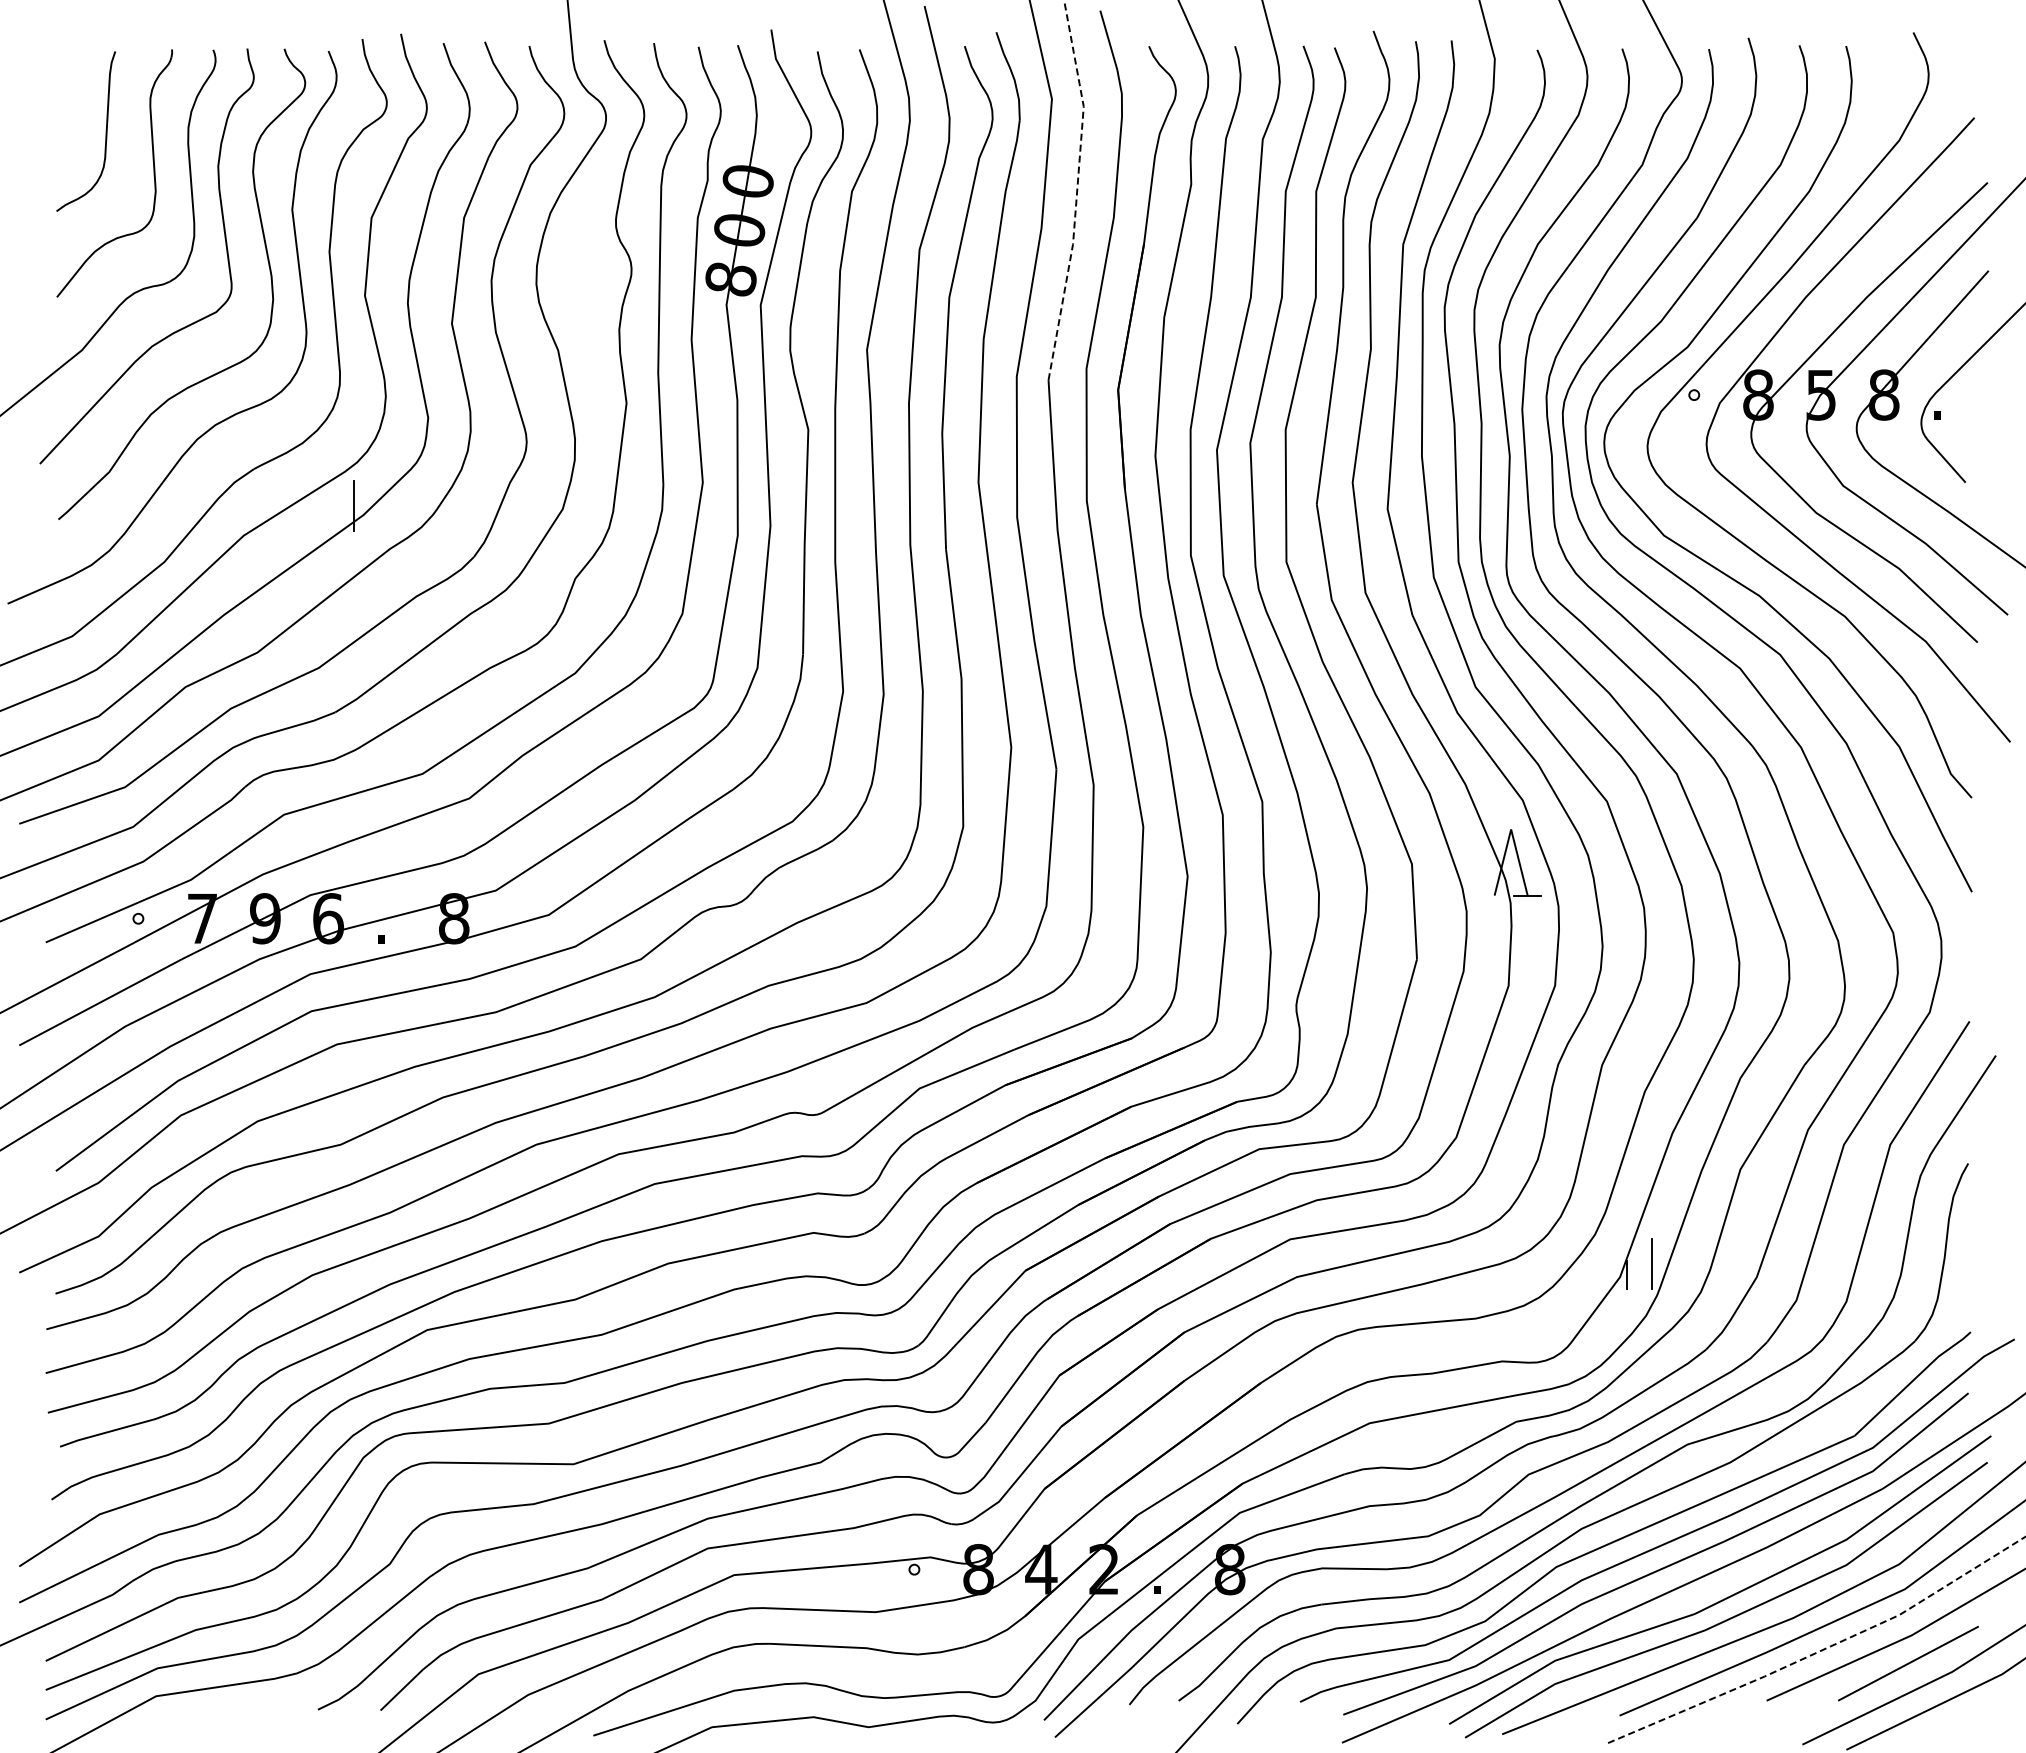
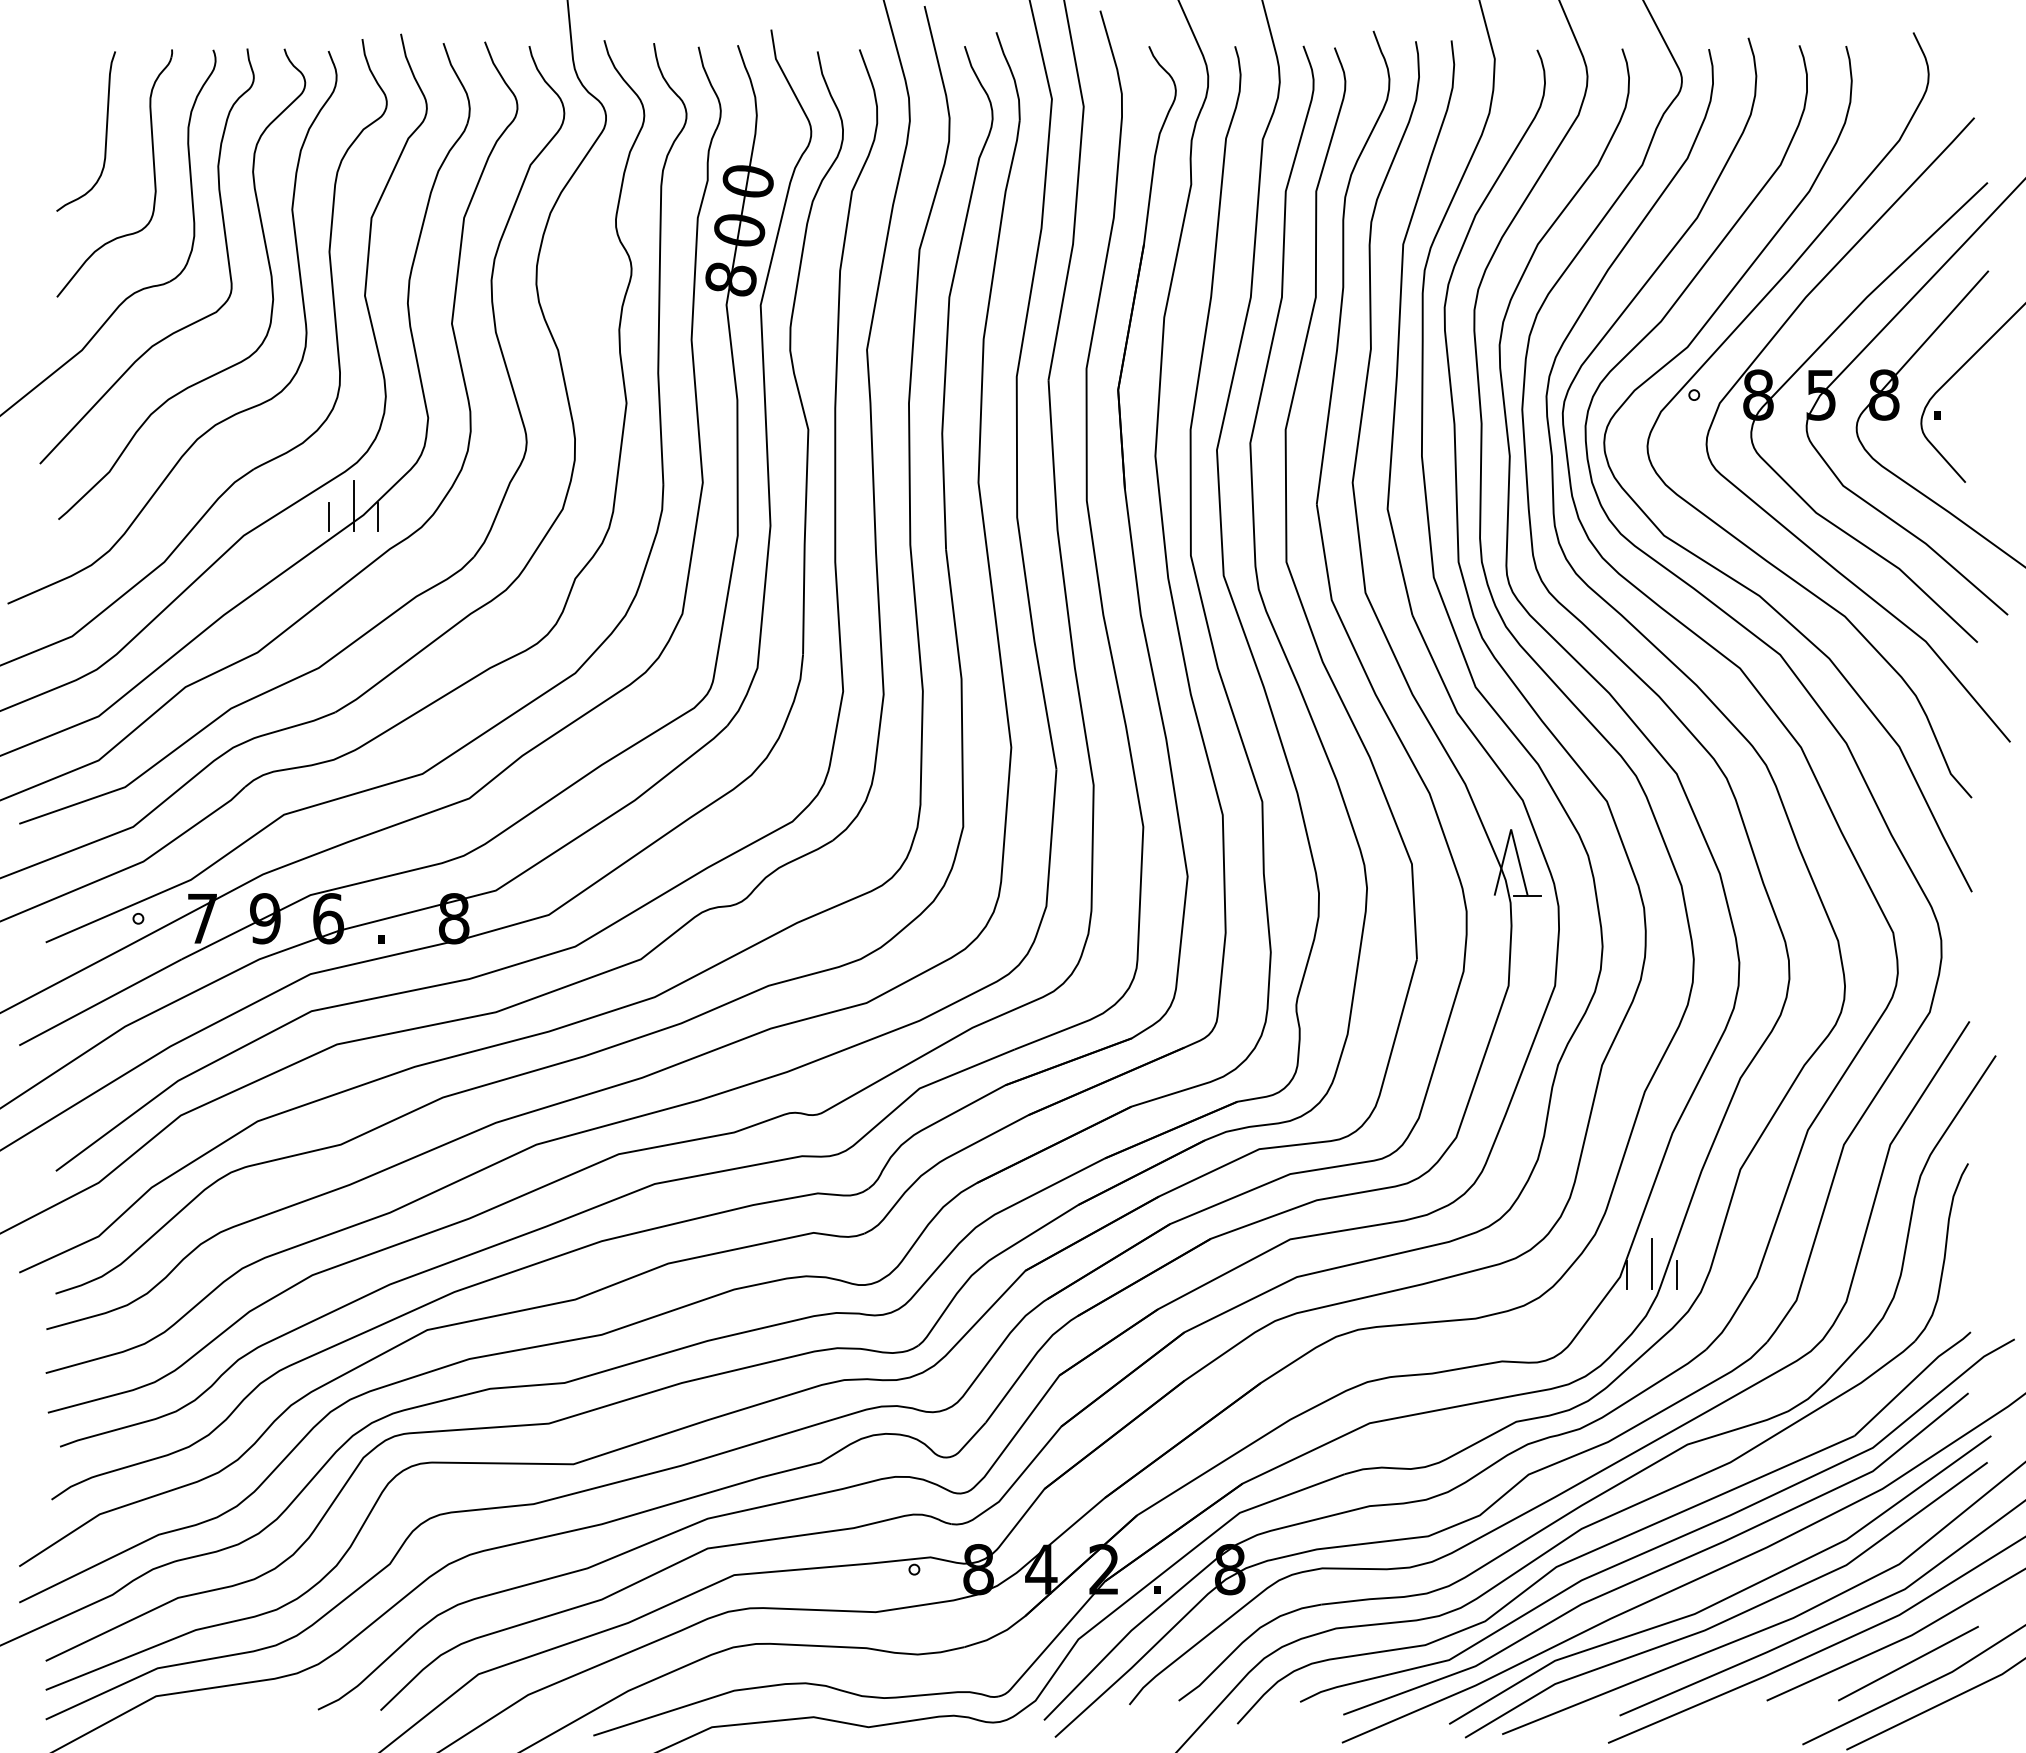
line: dashed -> solid (1077, 189)
line: none -> present (328, 517)
line: none -> present (378, 517)
line: none -> present (1676, 1274)
line: dashed -> solid (1822, 1650)
